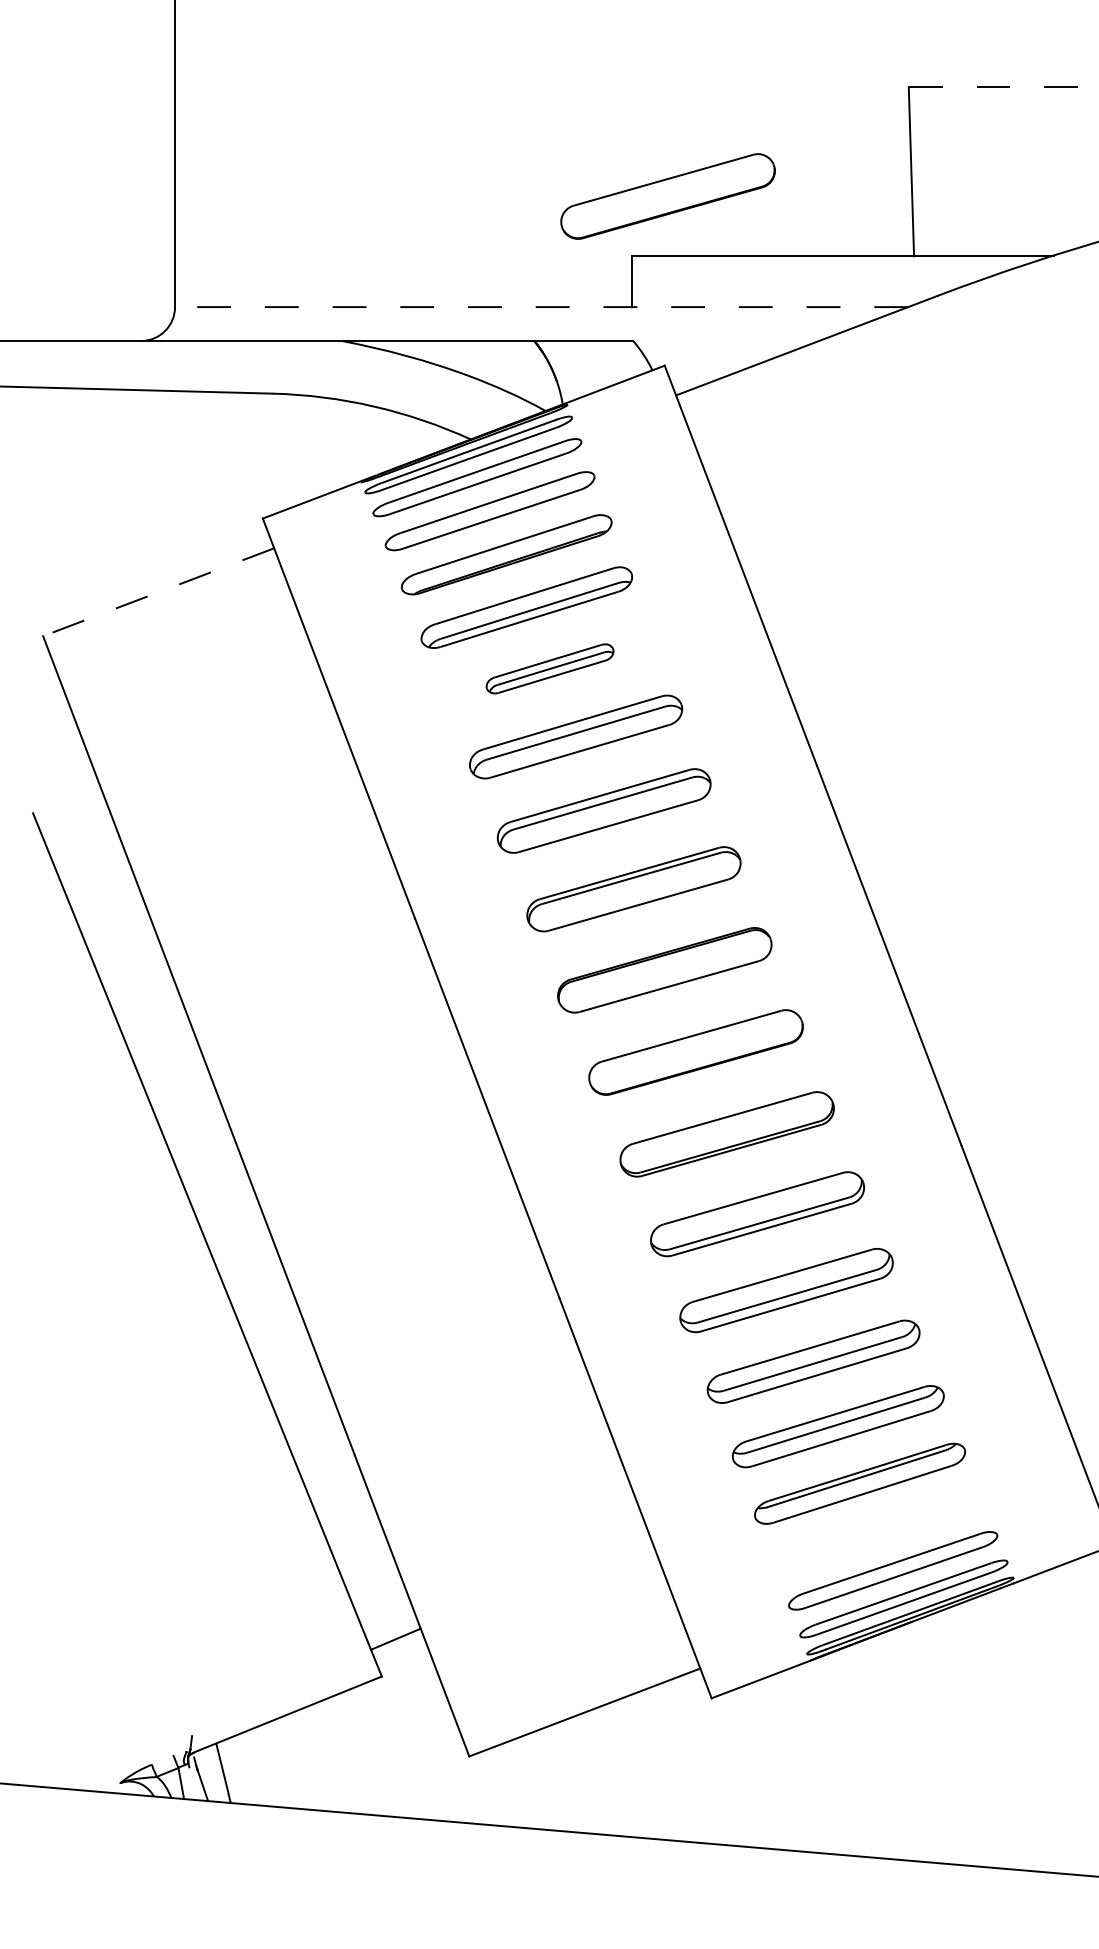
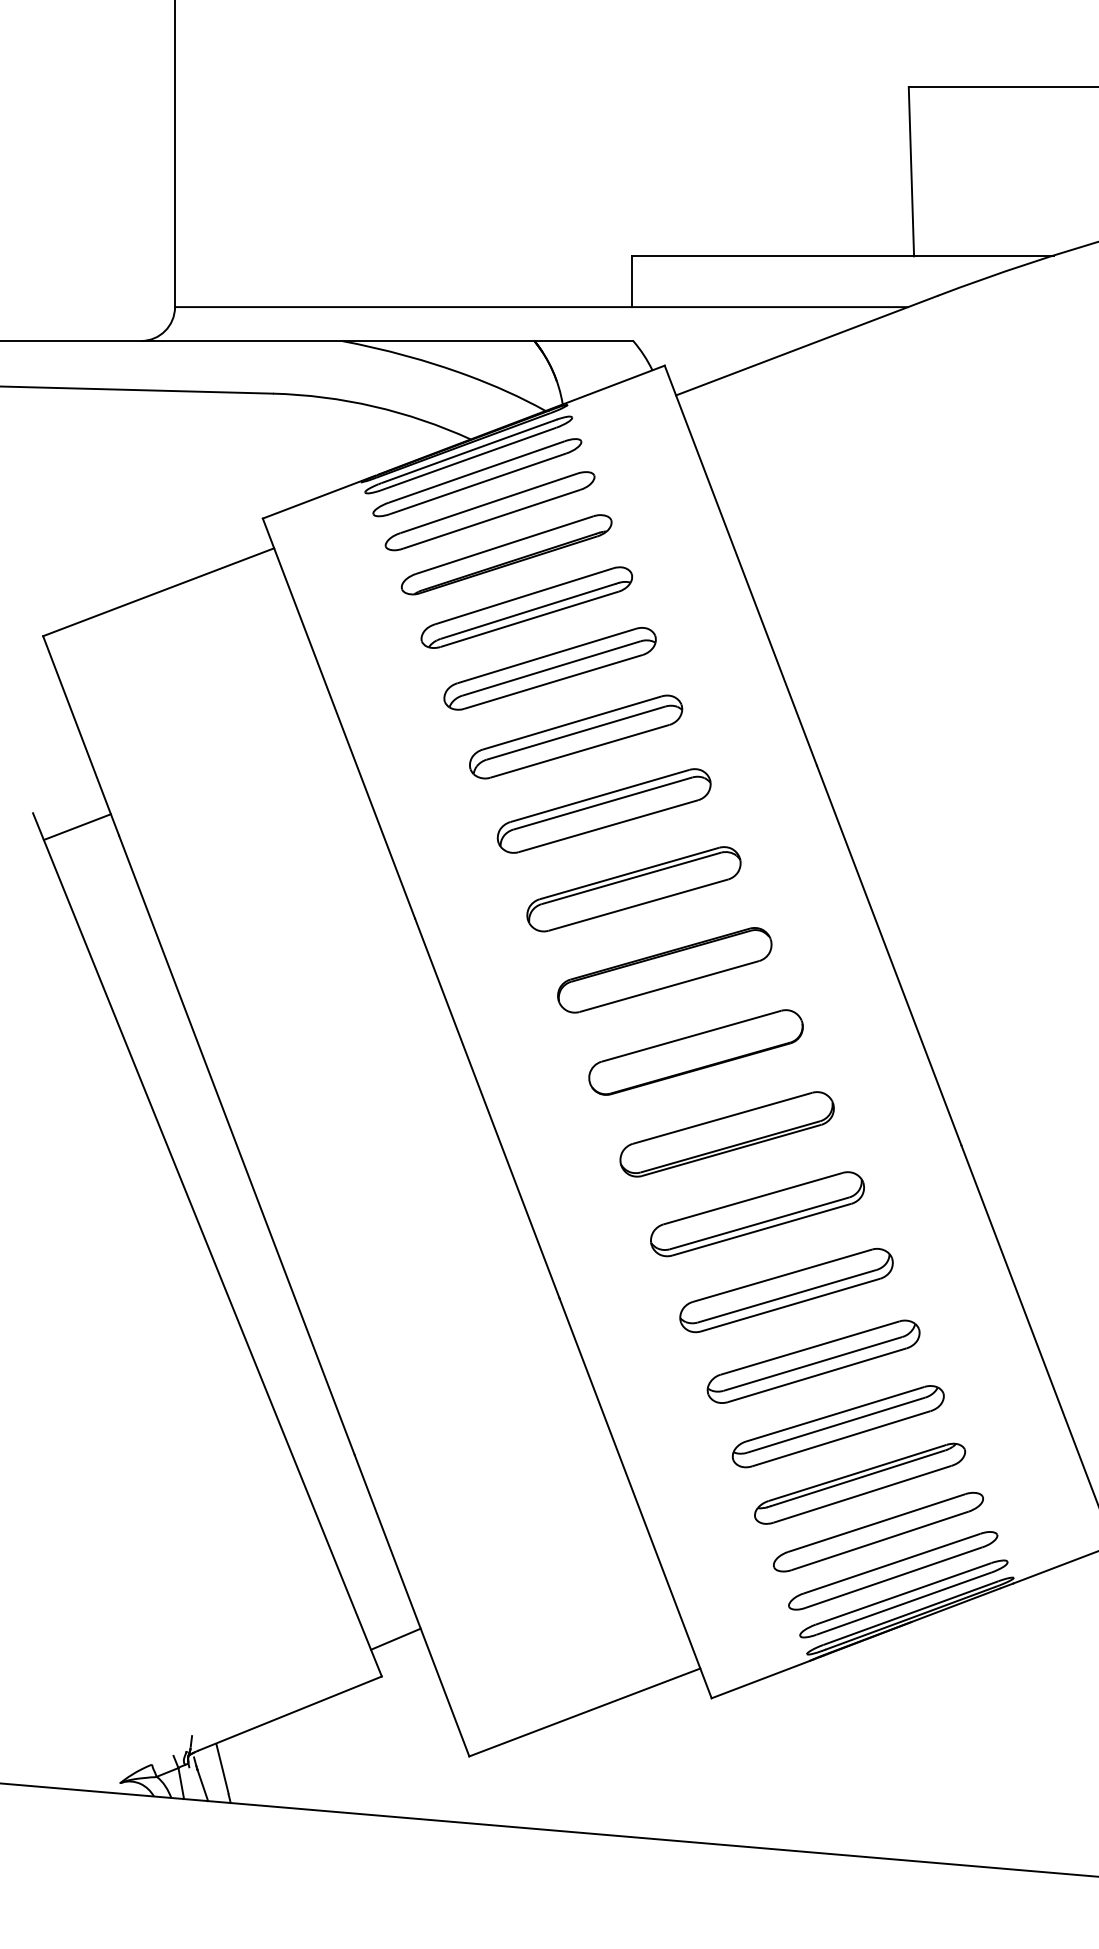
line: dashed -> solid (1003, 87)
part: present -> none (667, 196)
line: dashed -> solid (541, 307)
line: dashed -> solid (158, 592)
part size: 130x52 px -> 214x84 px (549, 668)
line: none -> present (76, 827)
part: none -> present (878, 1531)
